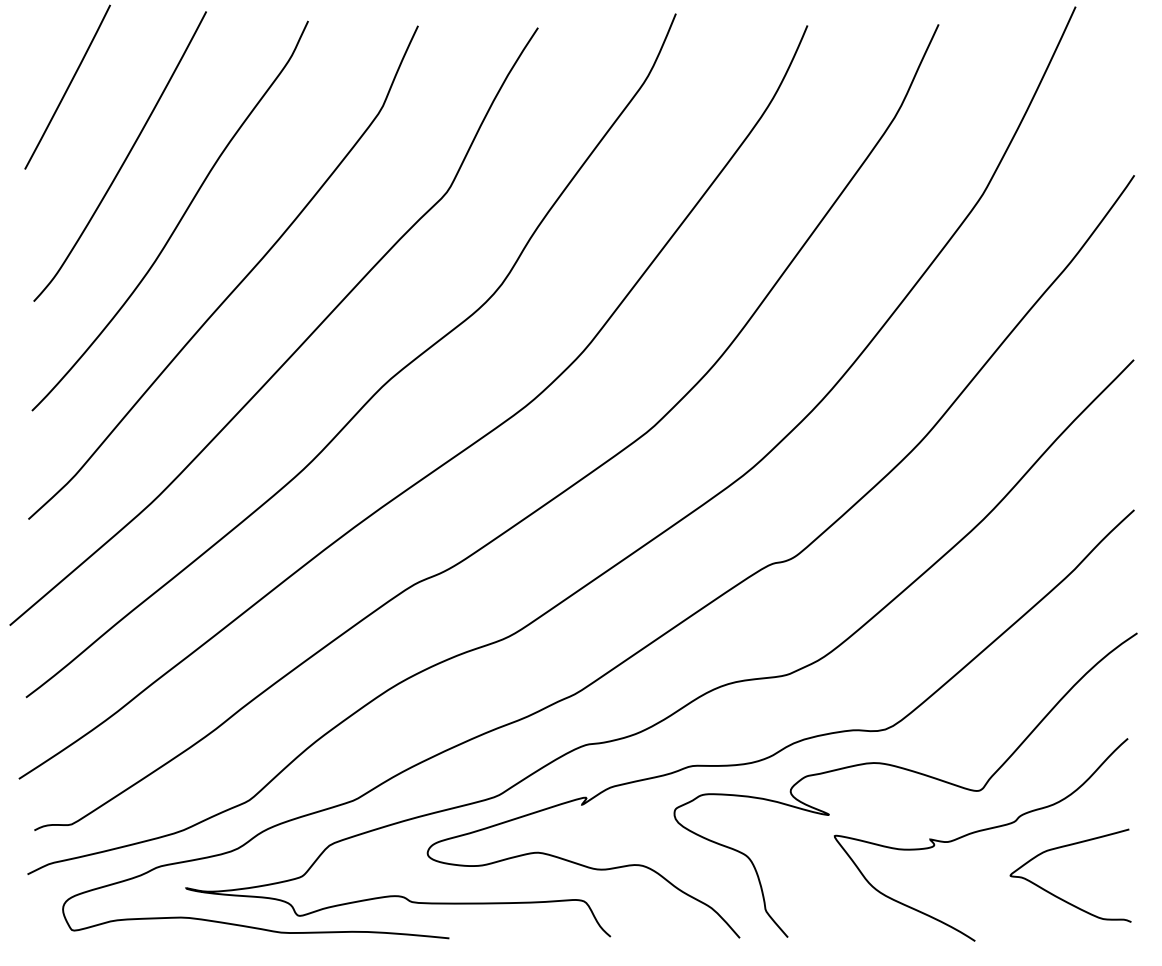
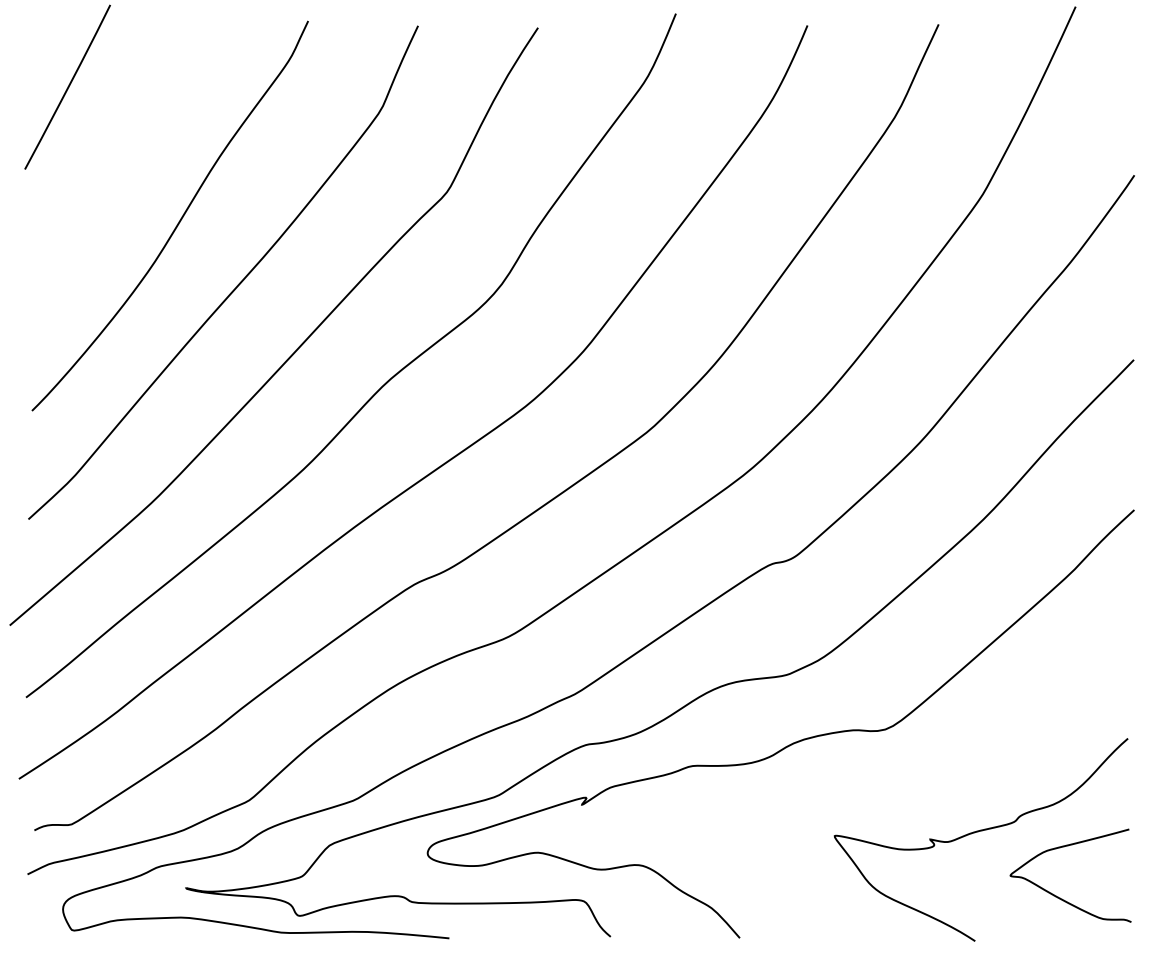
curve: present -> none (124, 159)
curve: present -> none (909, 771)
